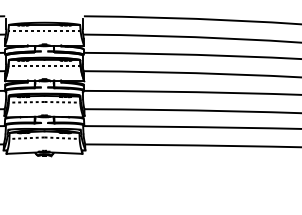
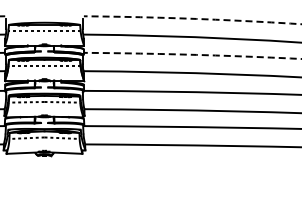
arc: solid -> dashed (192, 18)
arc: solid -> dashed (192, 54)
